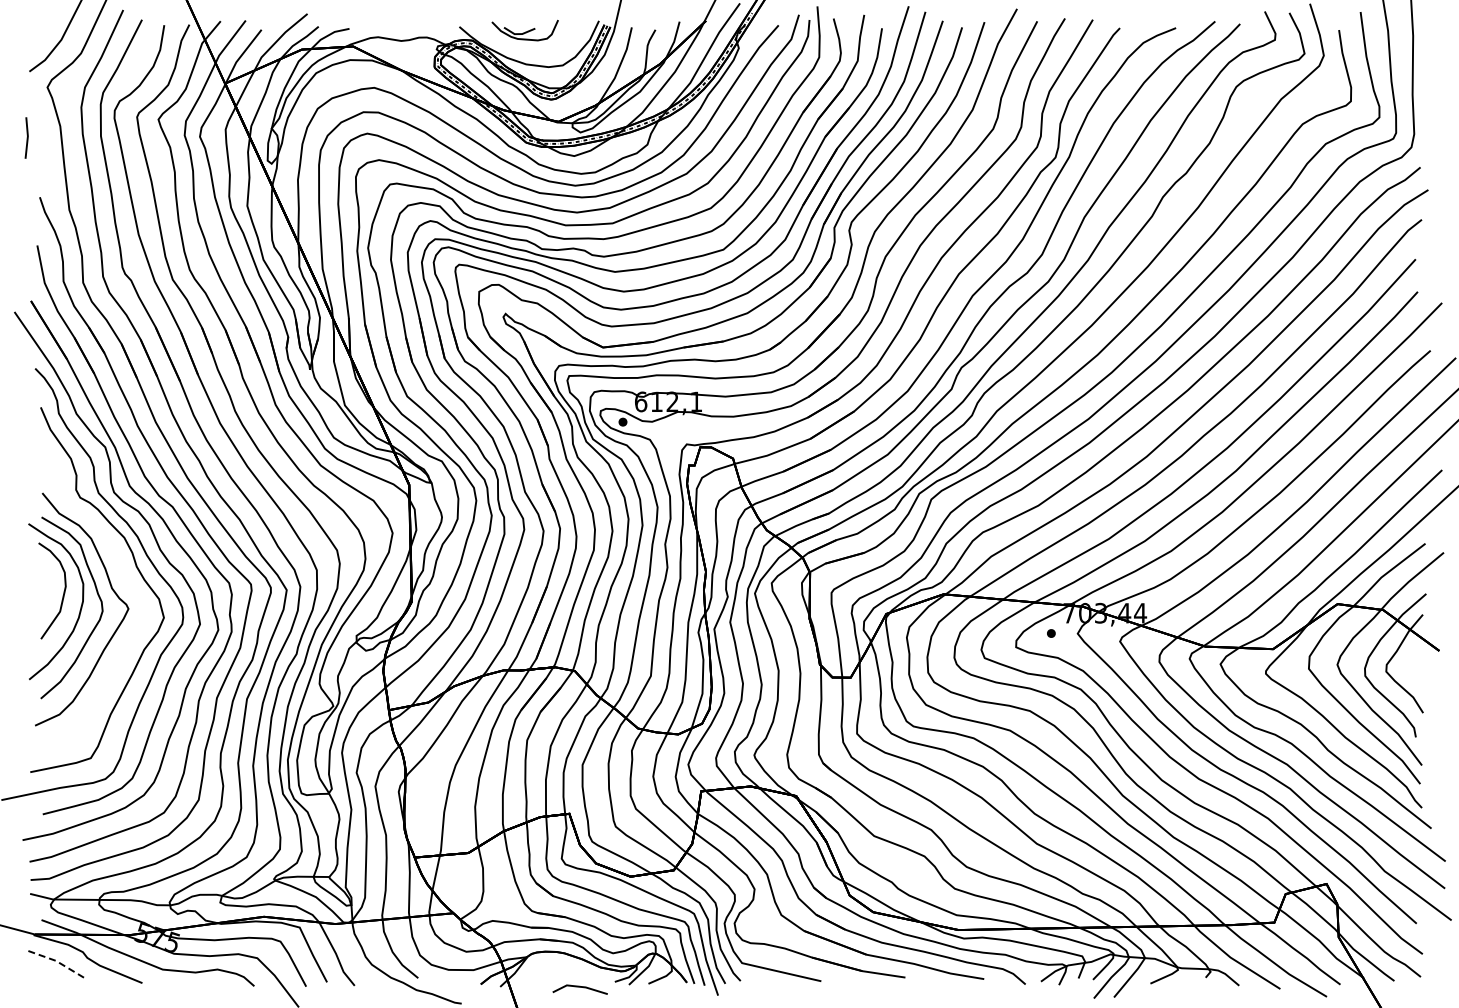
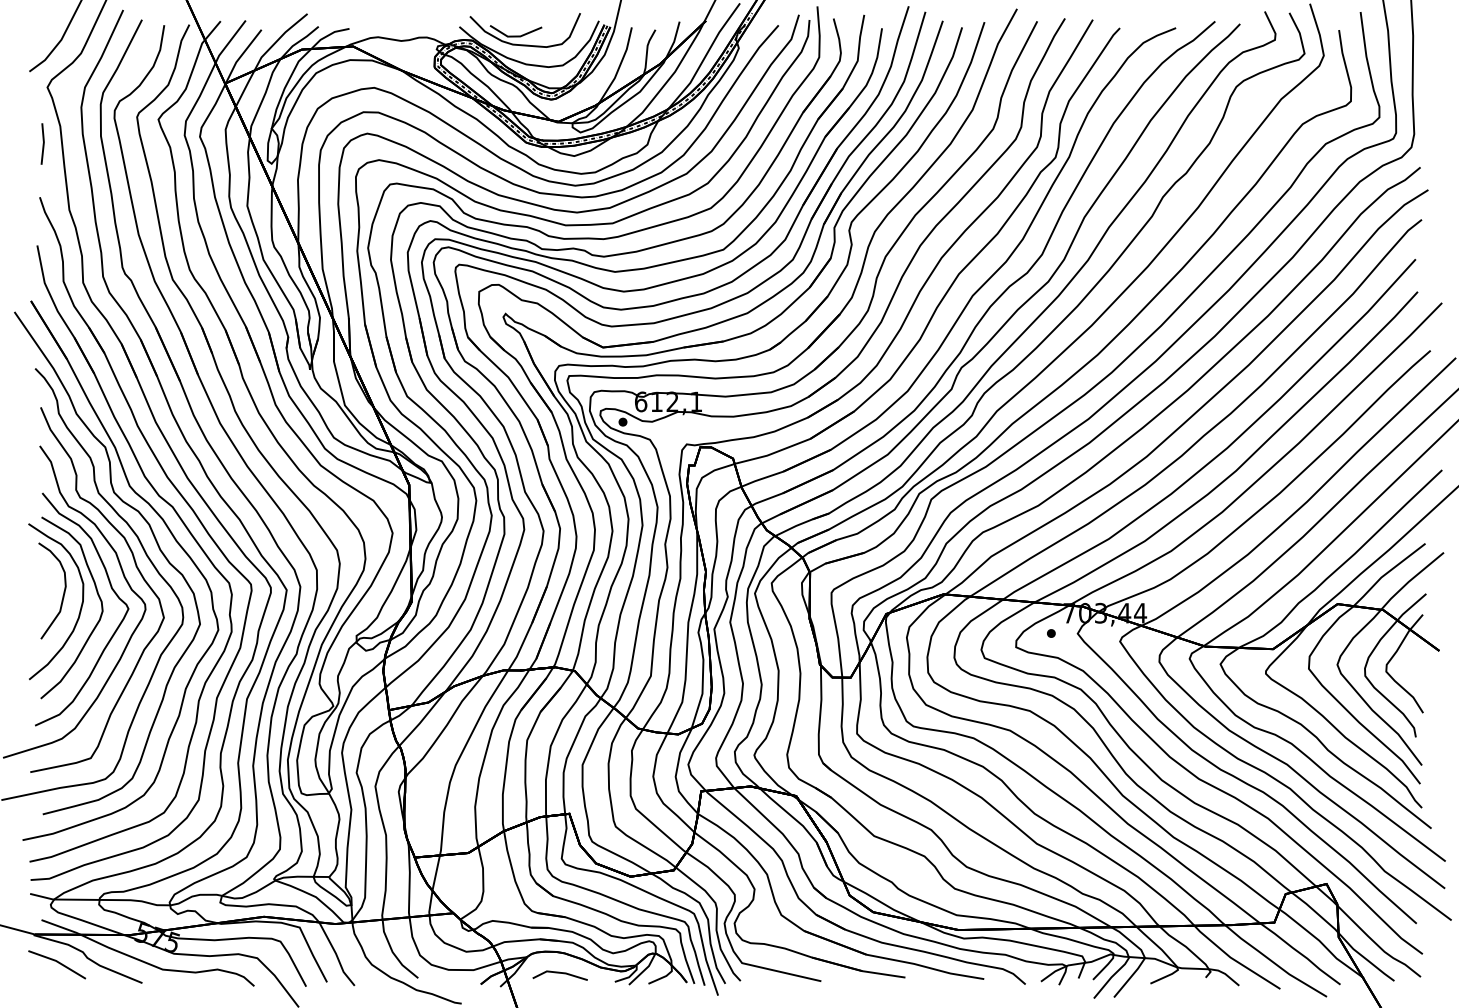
part size: 68x23 px -> 112x35 px (524, 30)
line position: (26, 137) -> (42, 143) (42, 143)
curve: none -> present (123, 577)
line: dashed -> solid (57, 961)
line position: (579, 987) -> (559, 973) (559, 973)
